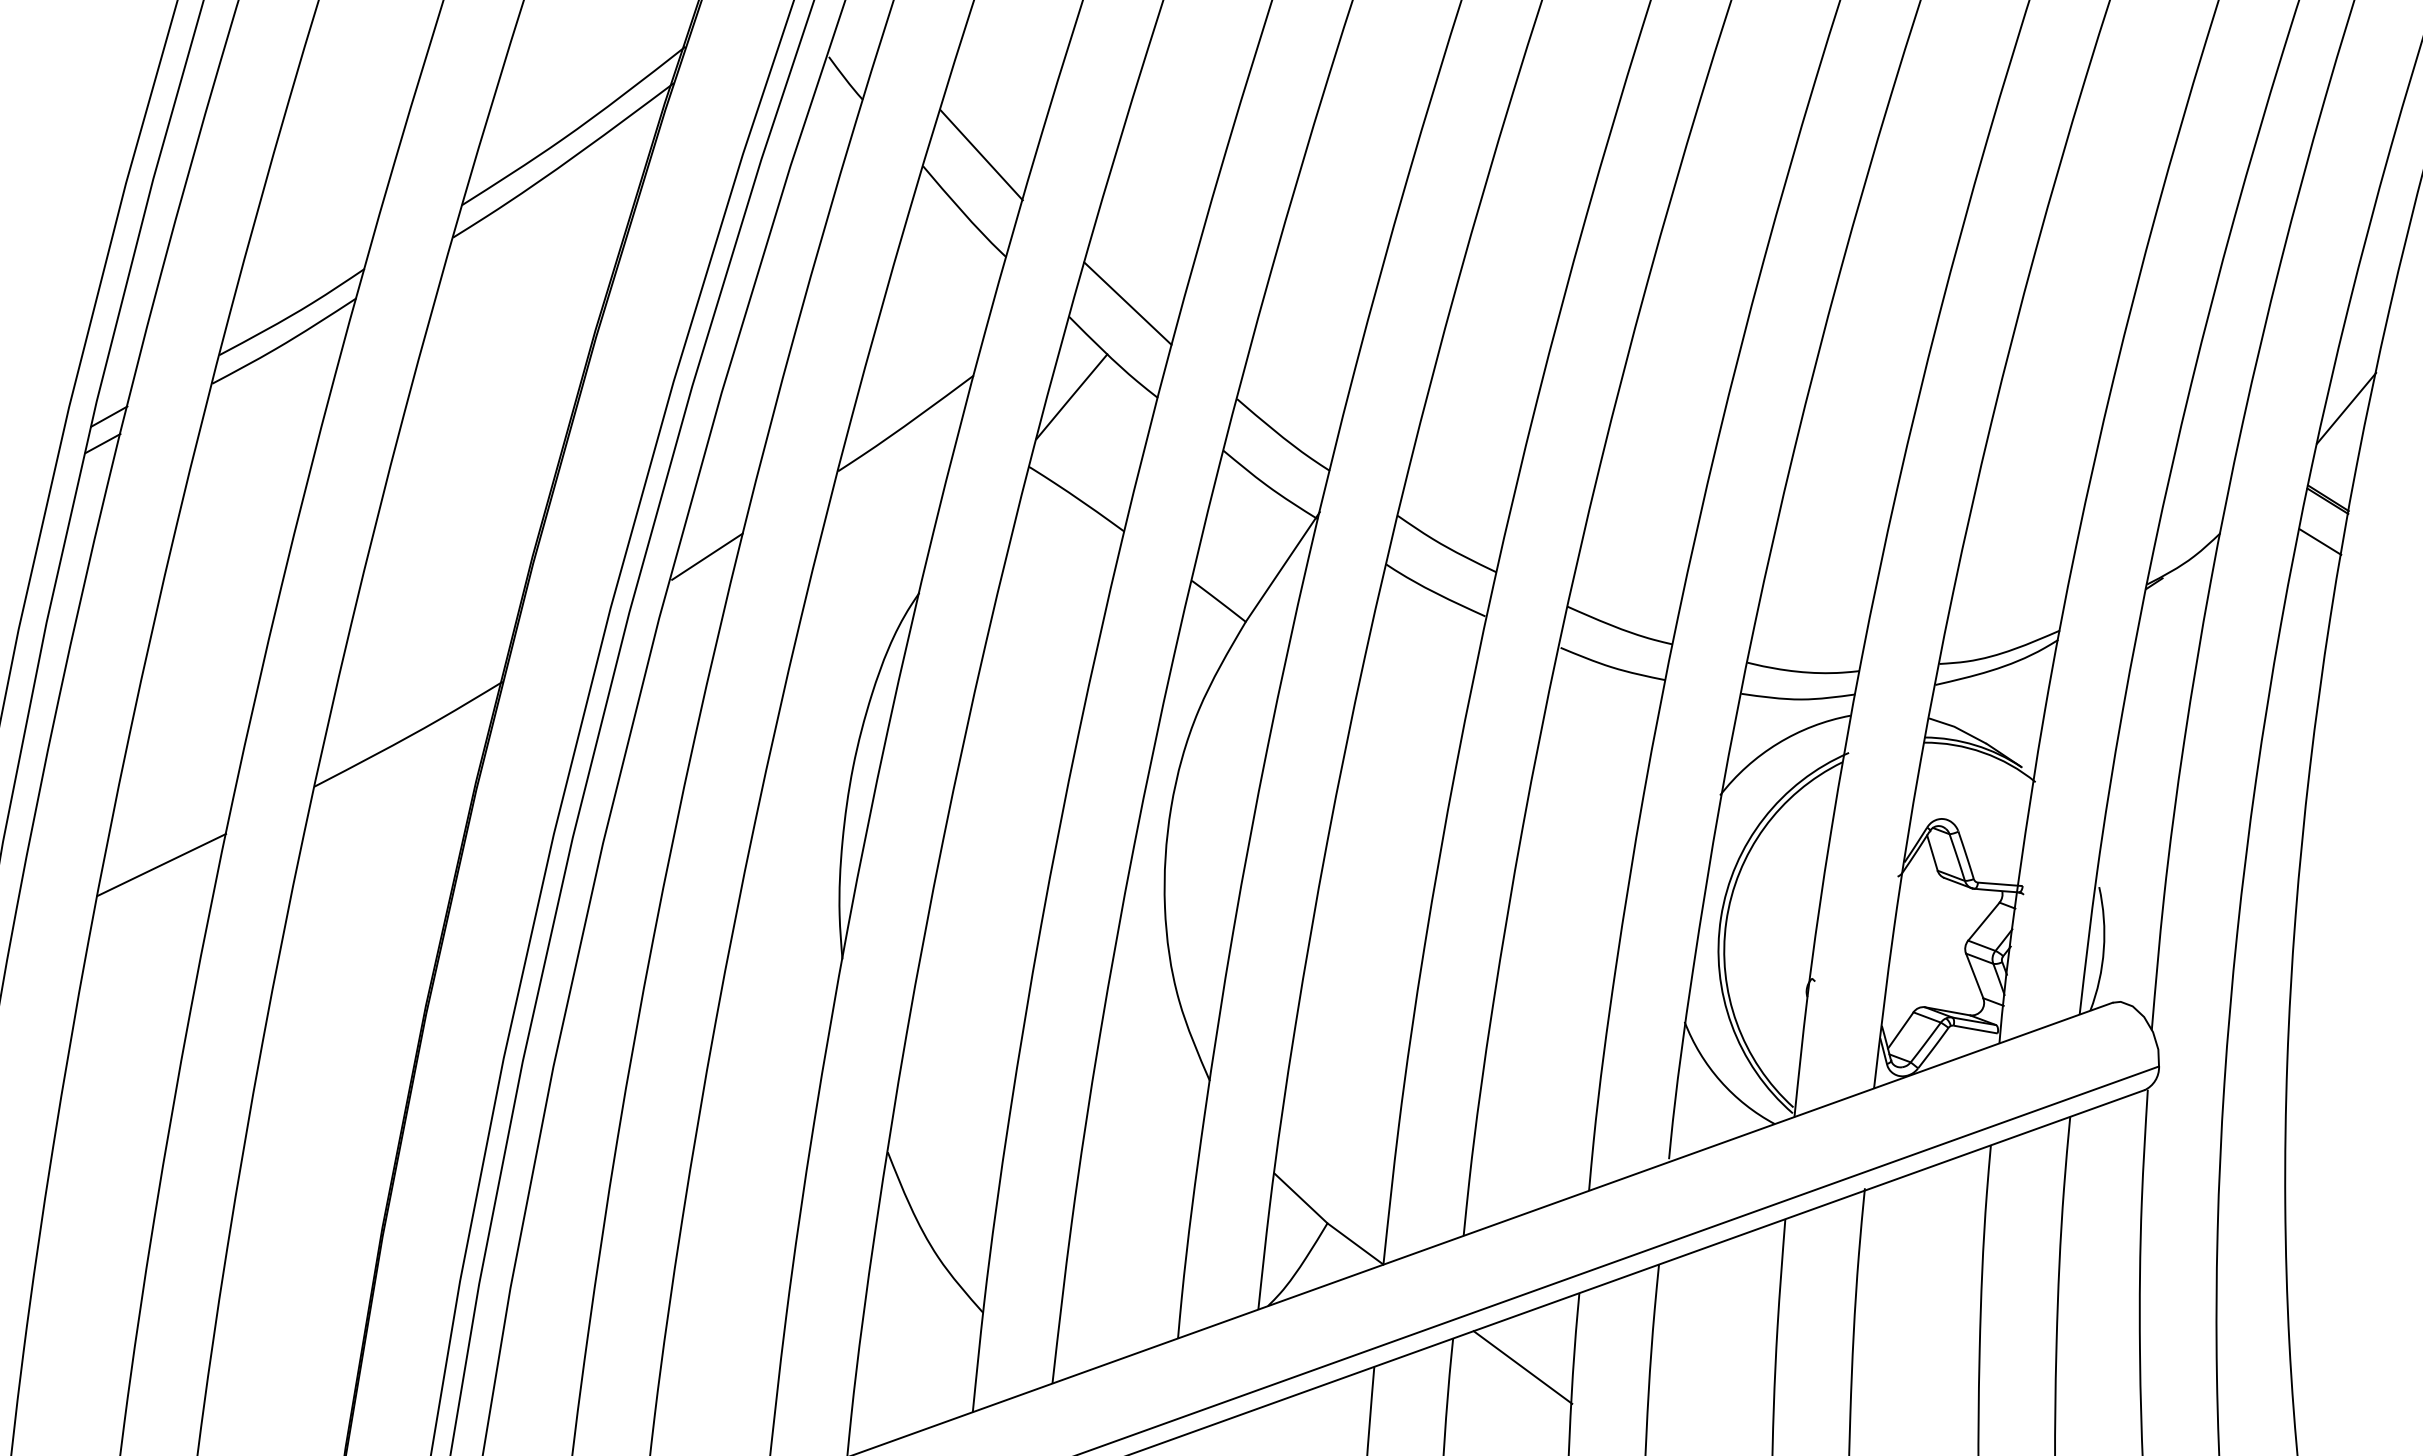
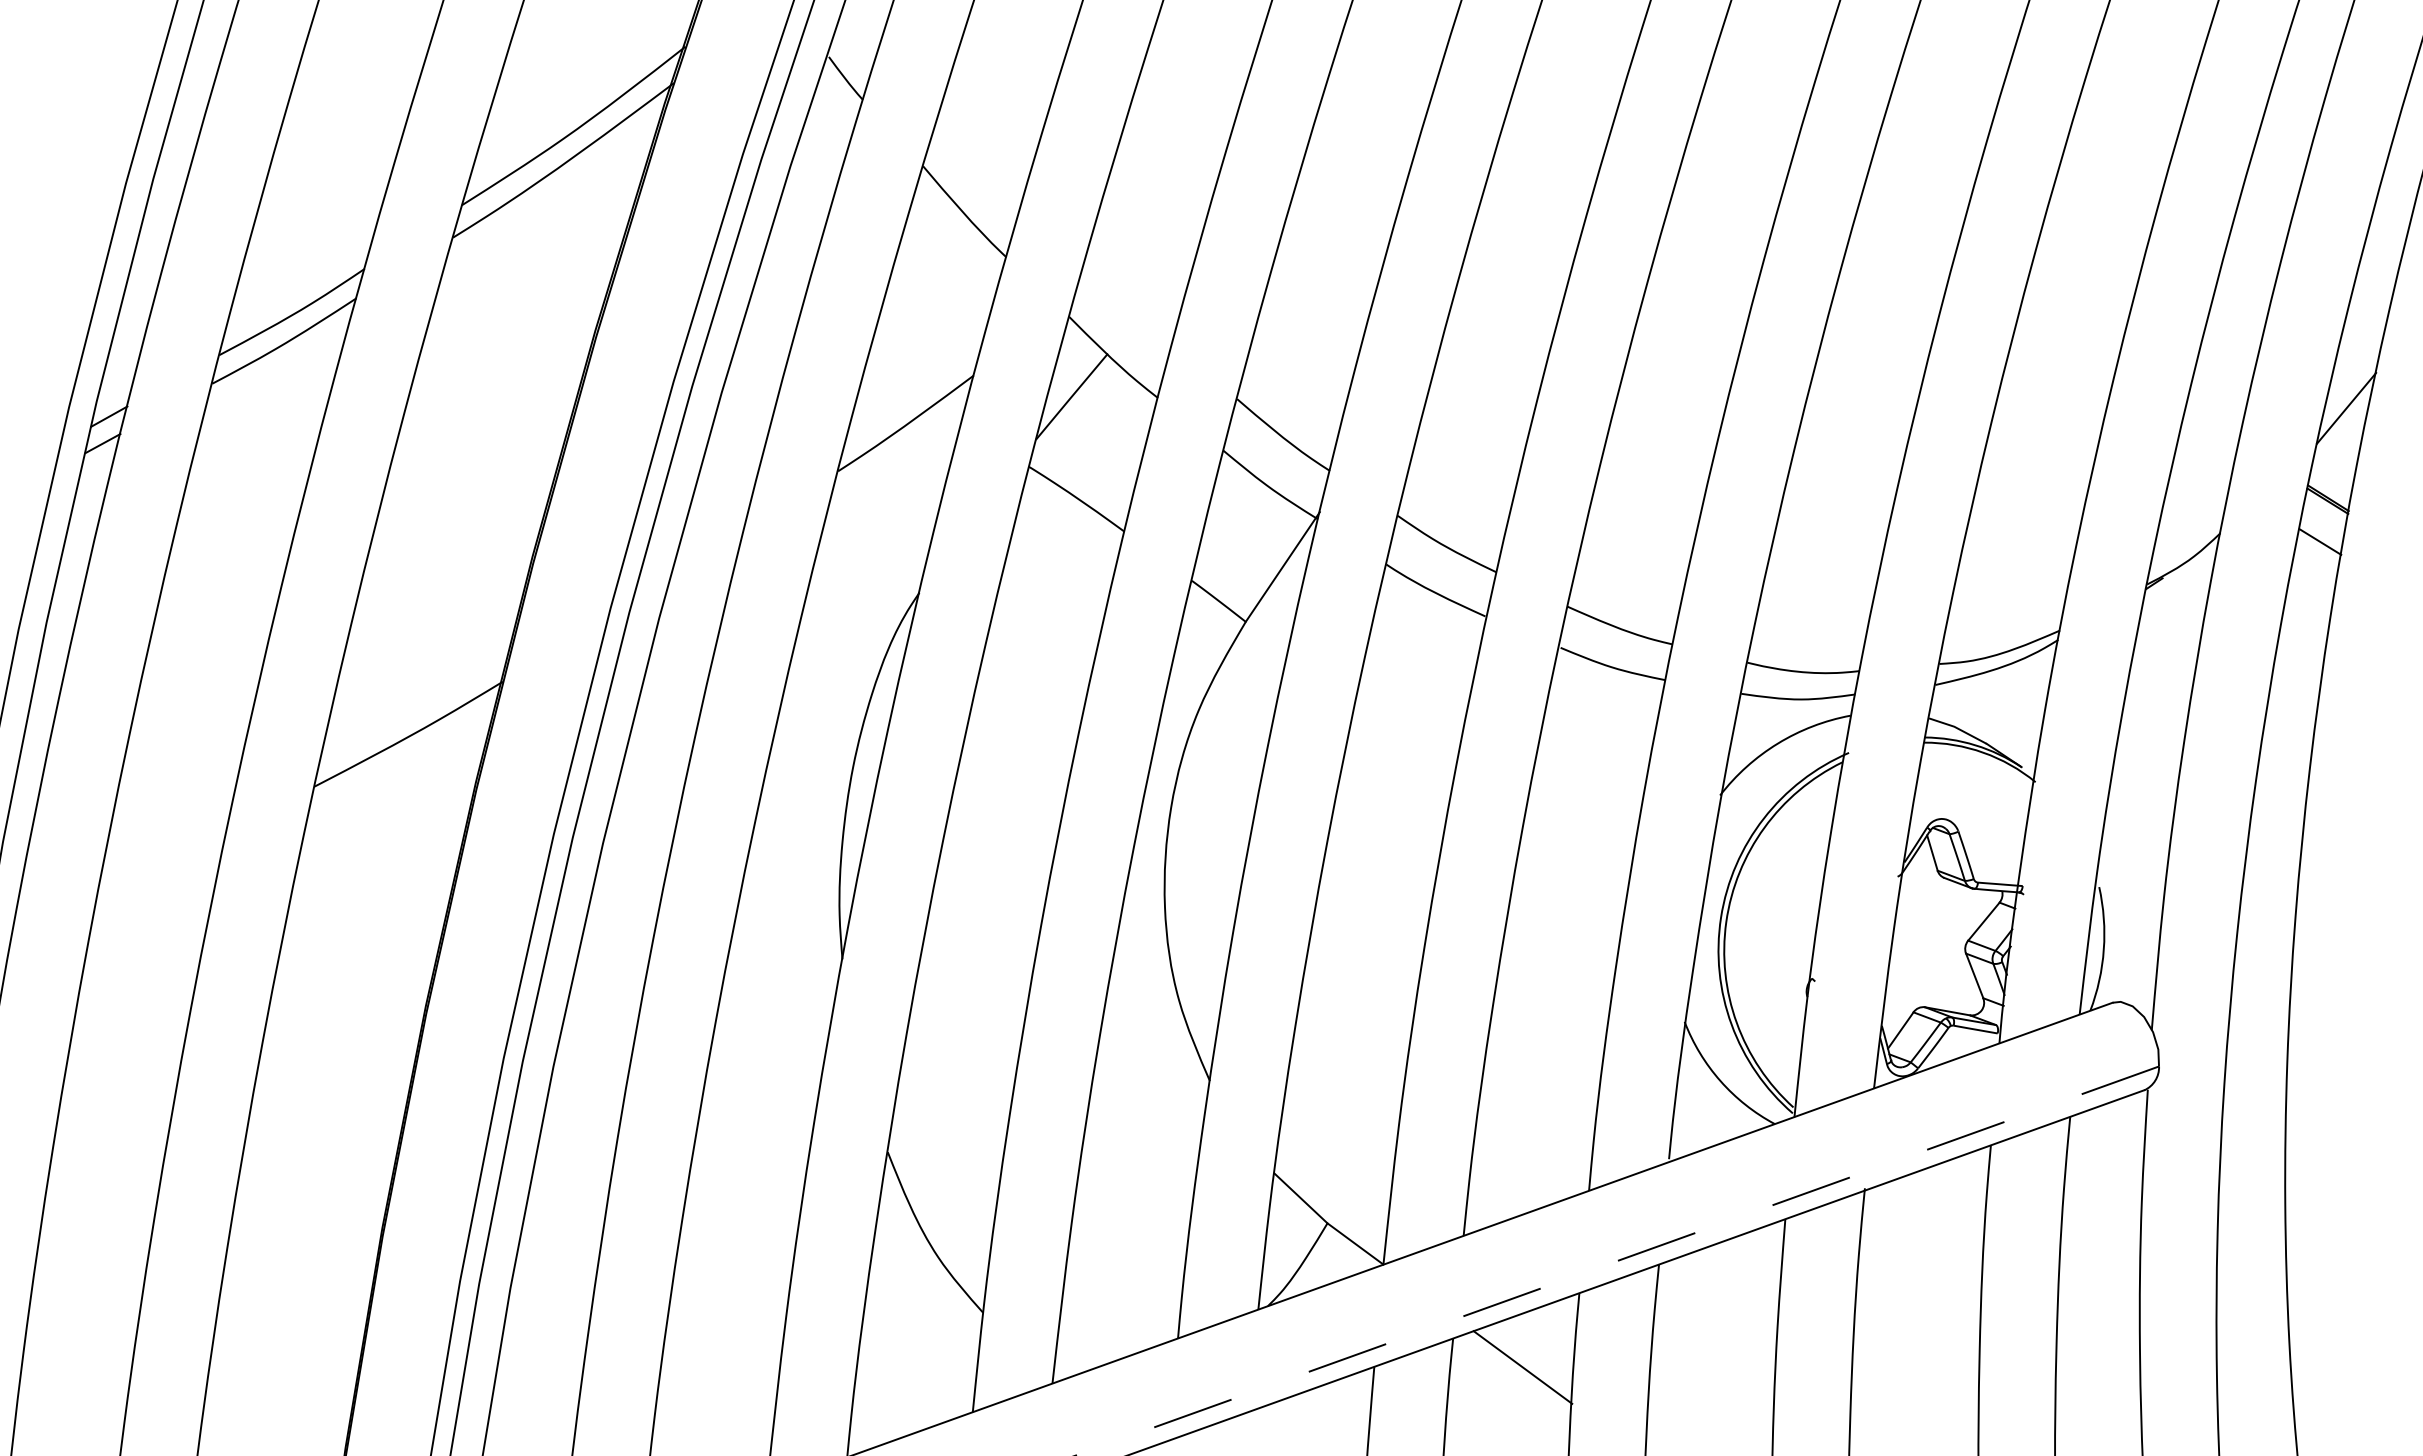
line: present -> none (981, 154)
line: present -> none (1127, 303)
line: present -> none (707, 556)
line: present -> none (161, 864)
line: solid -> dashed (1616, 1261)
